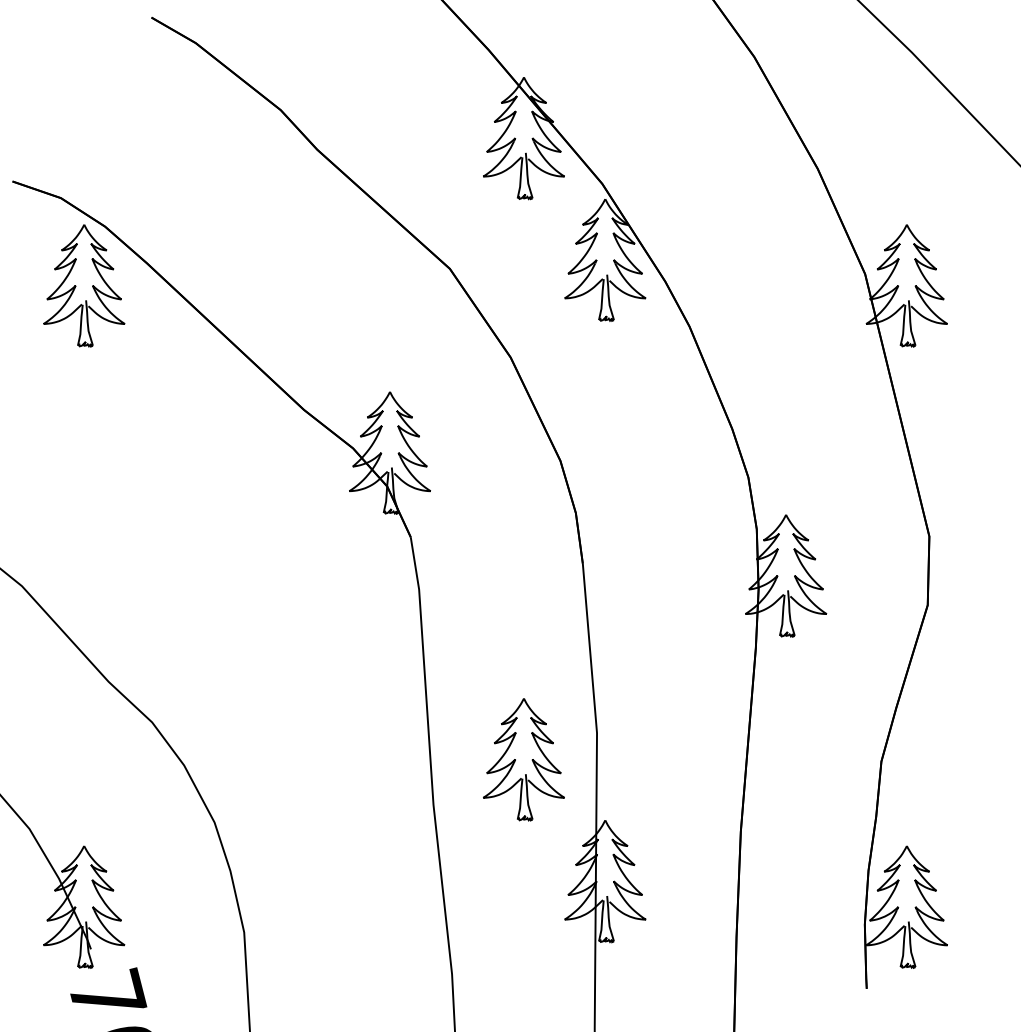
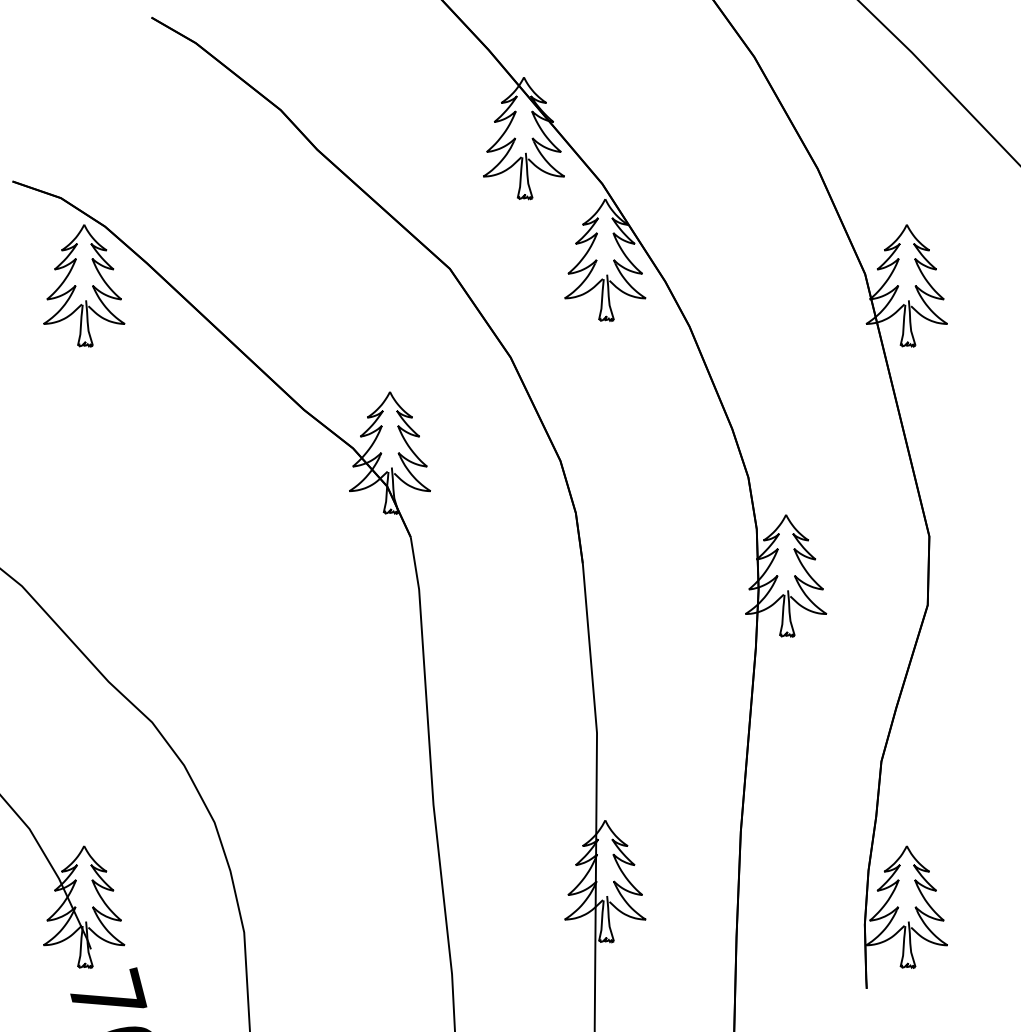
part: present -> none (523, 759)
